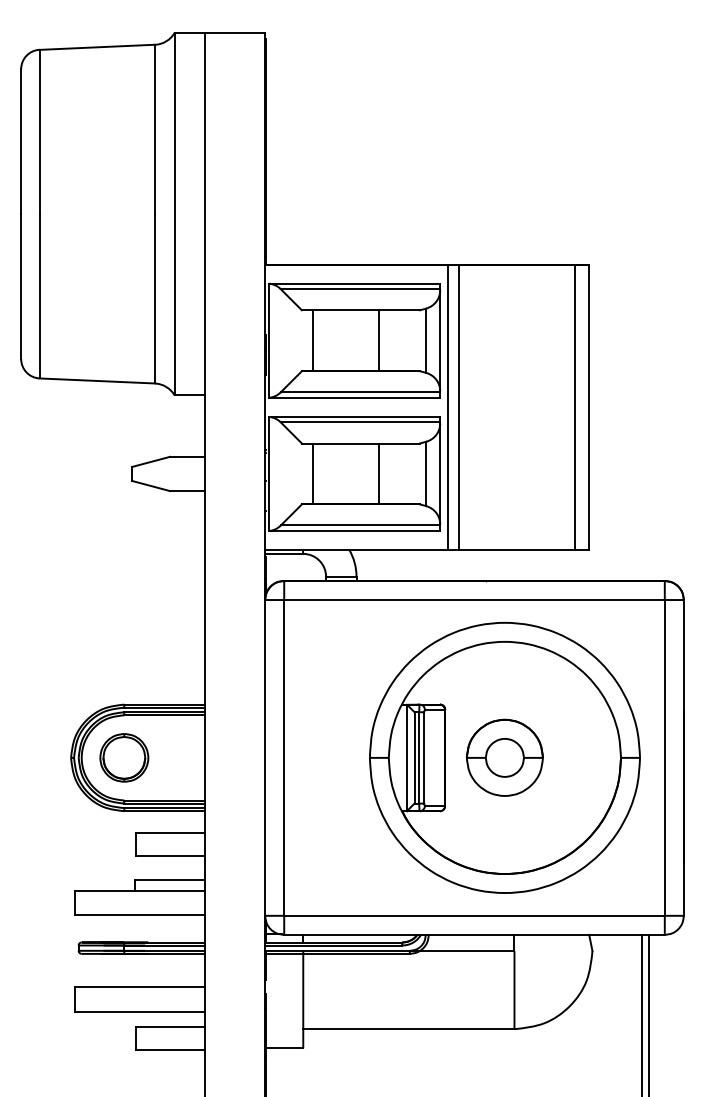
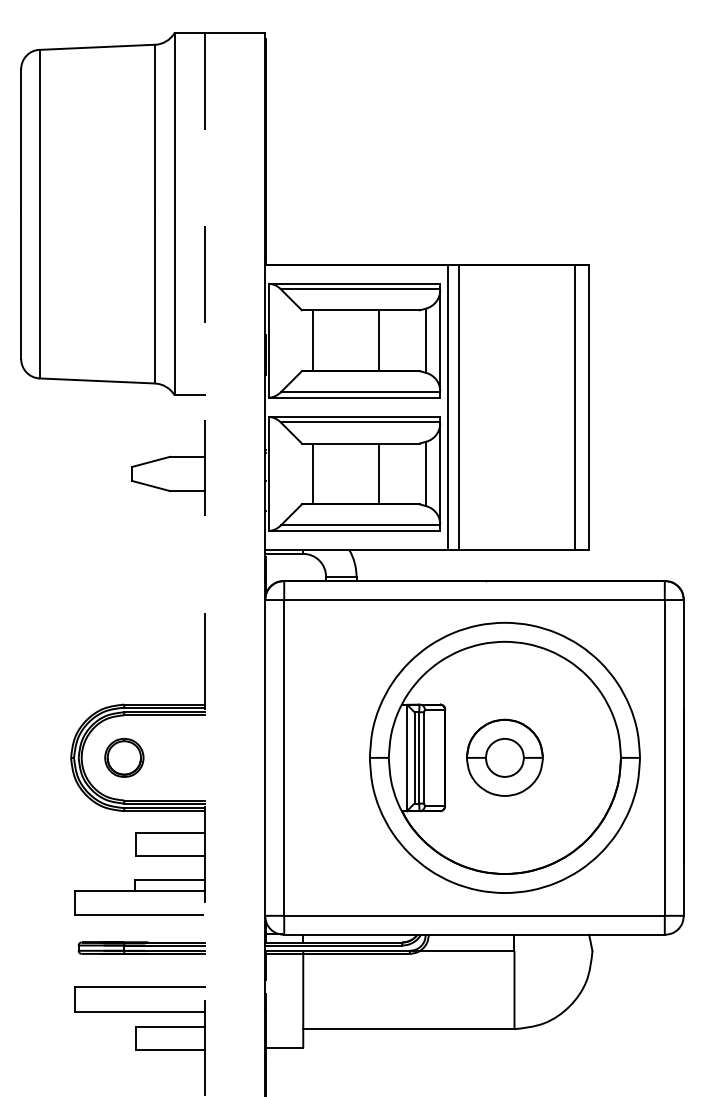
line: solid -> dashed (204, 564)
part size: 51x50 px -> 41x41 px (124, 757)
line: present -> none (641, 1013)
line: present -> none (648, 1013)
